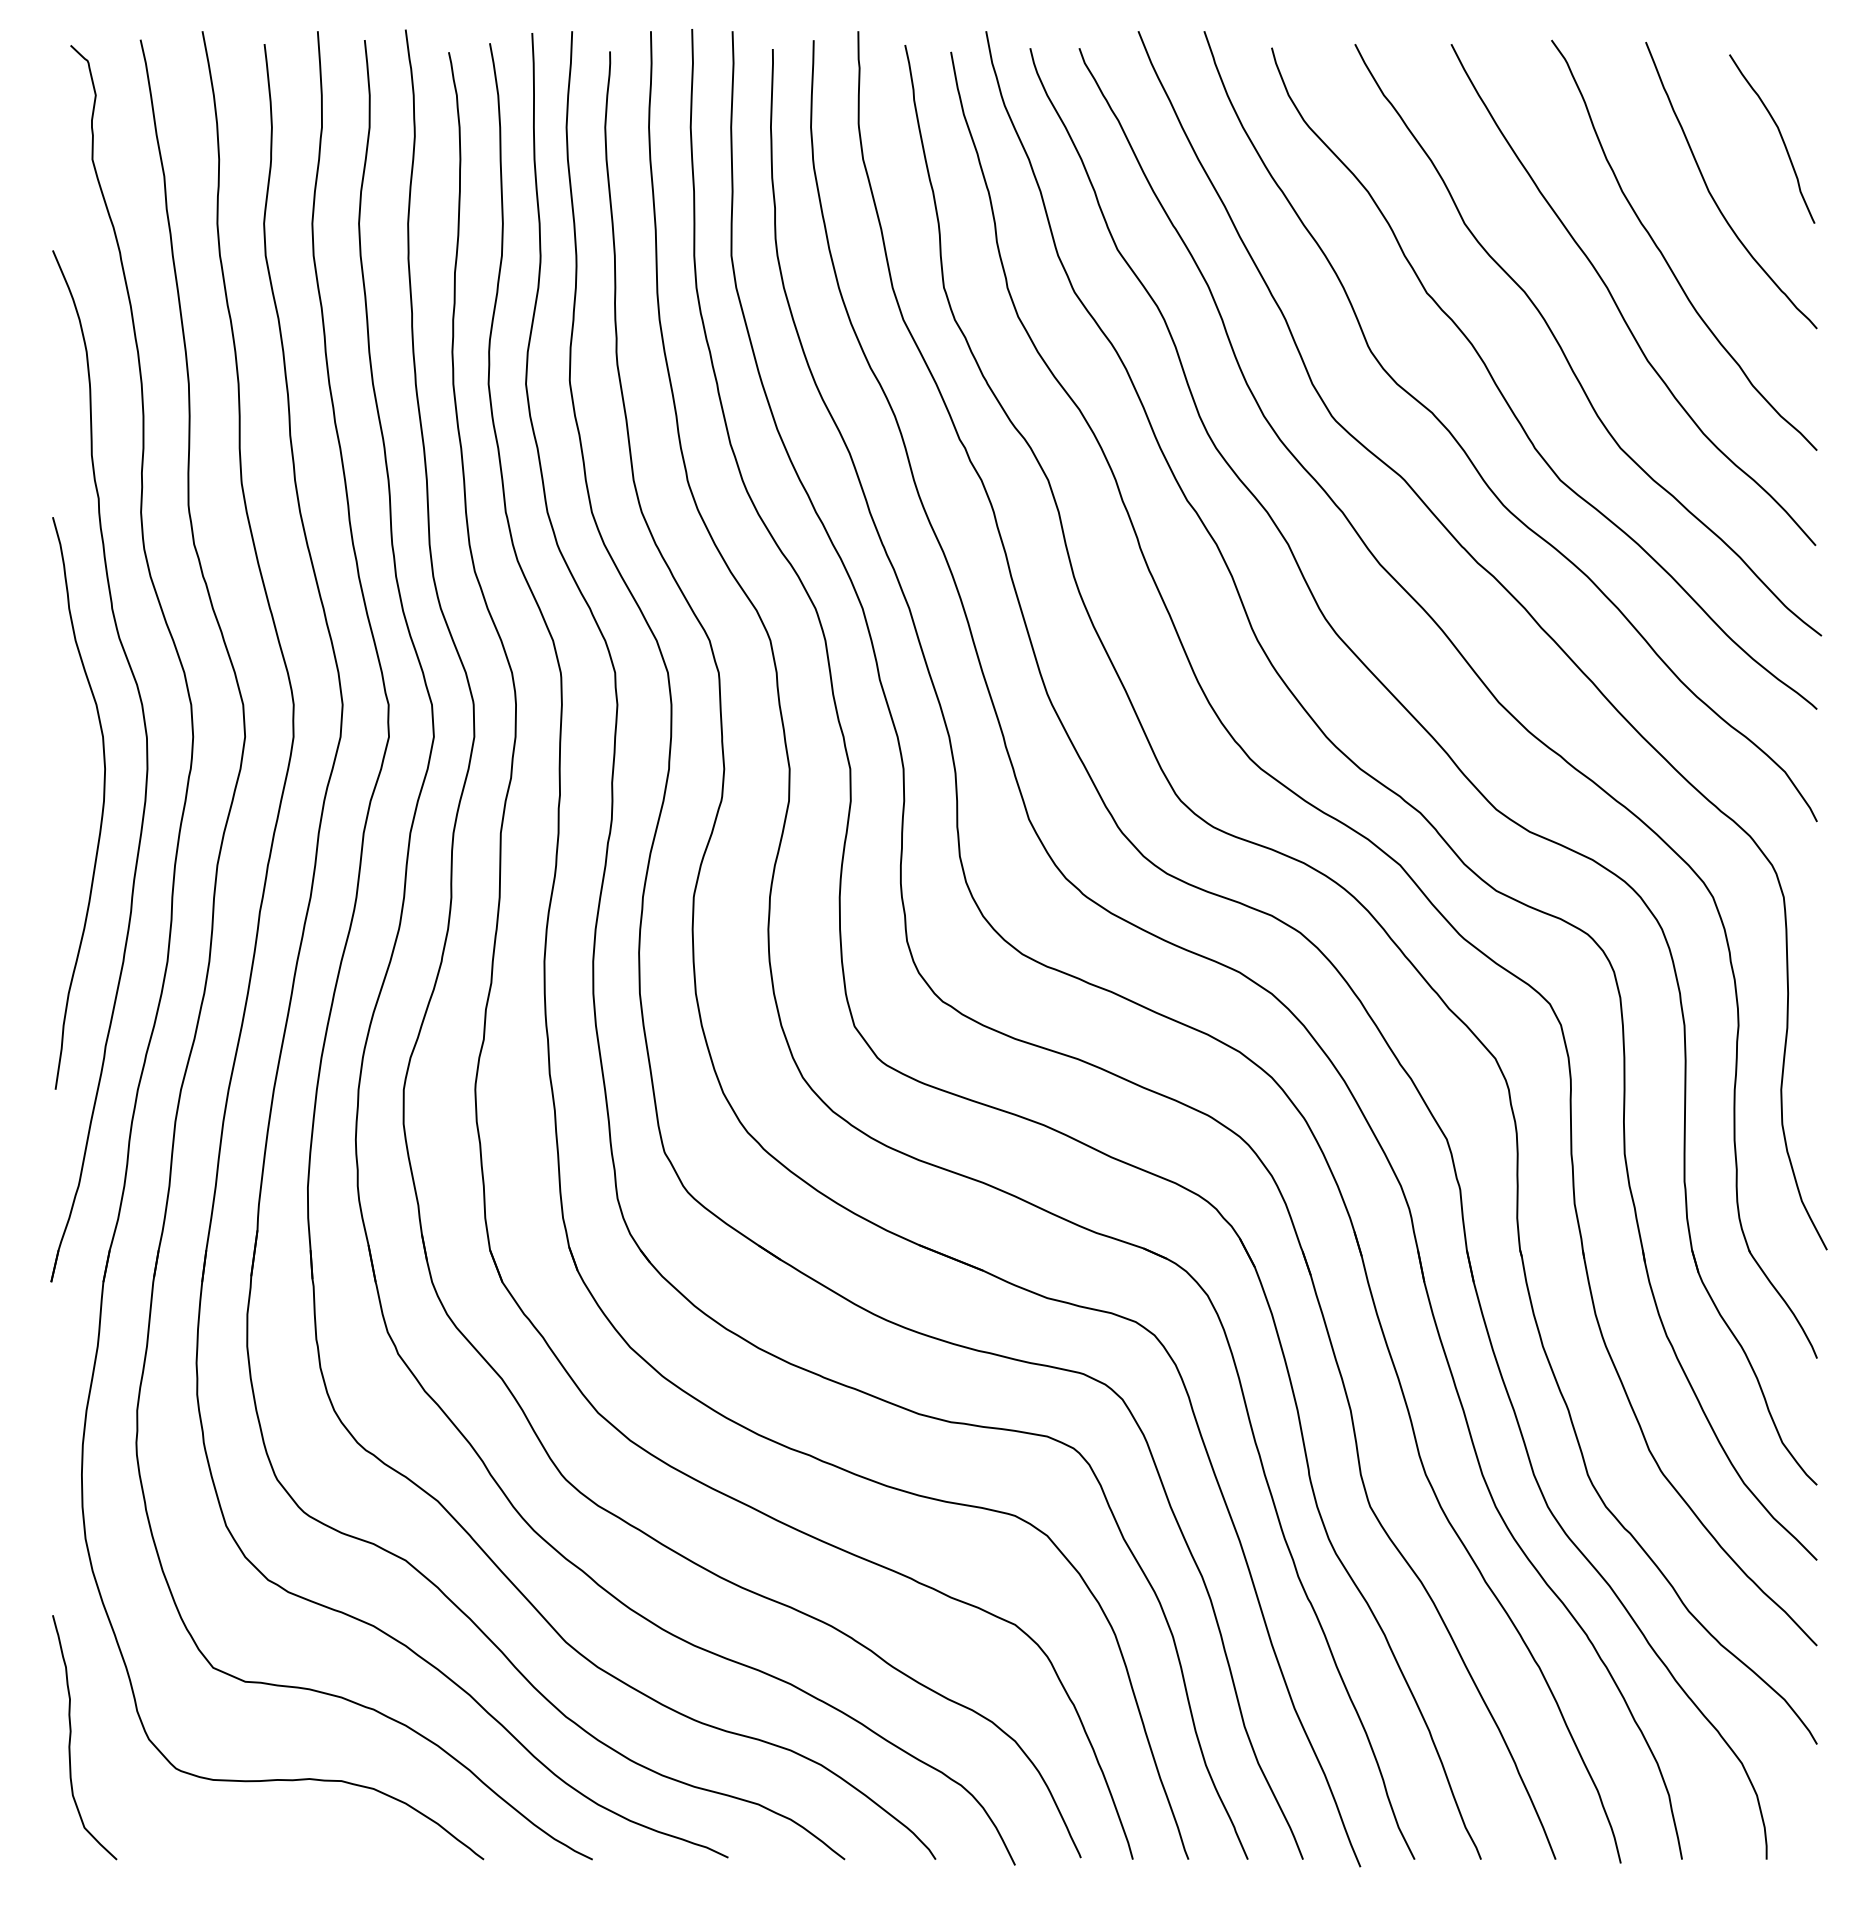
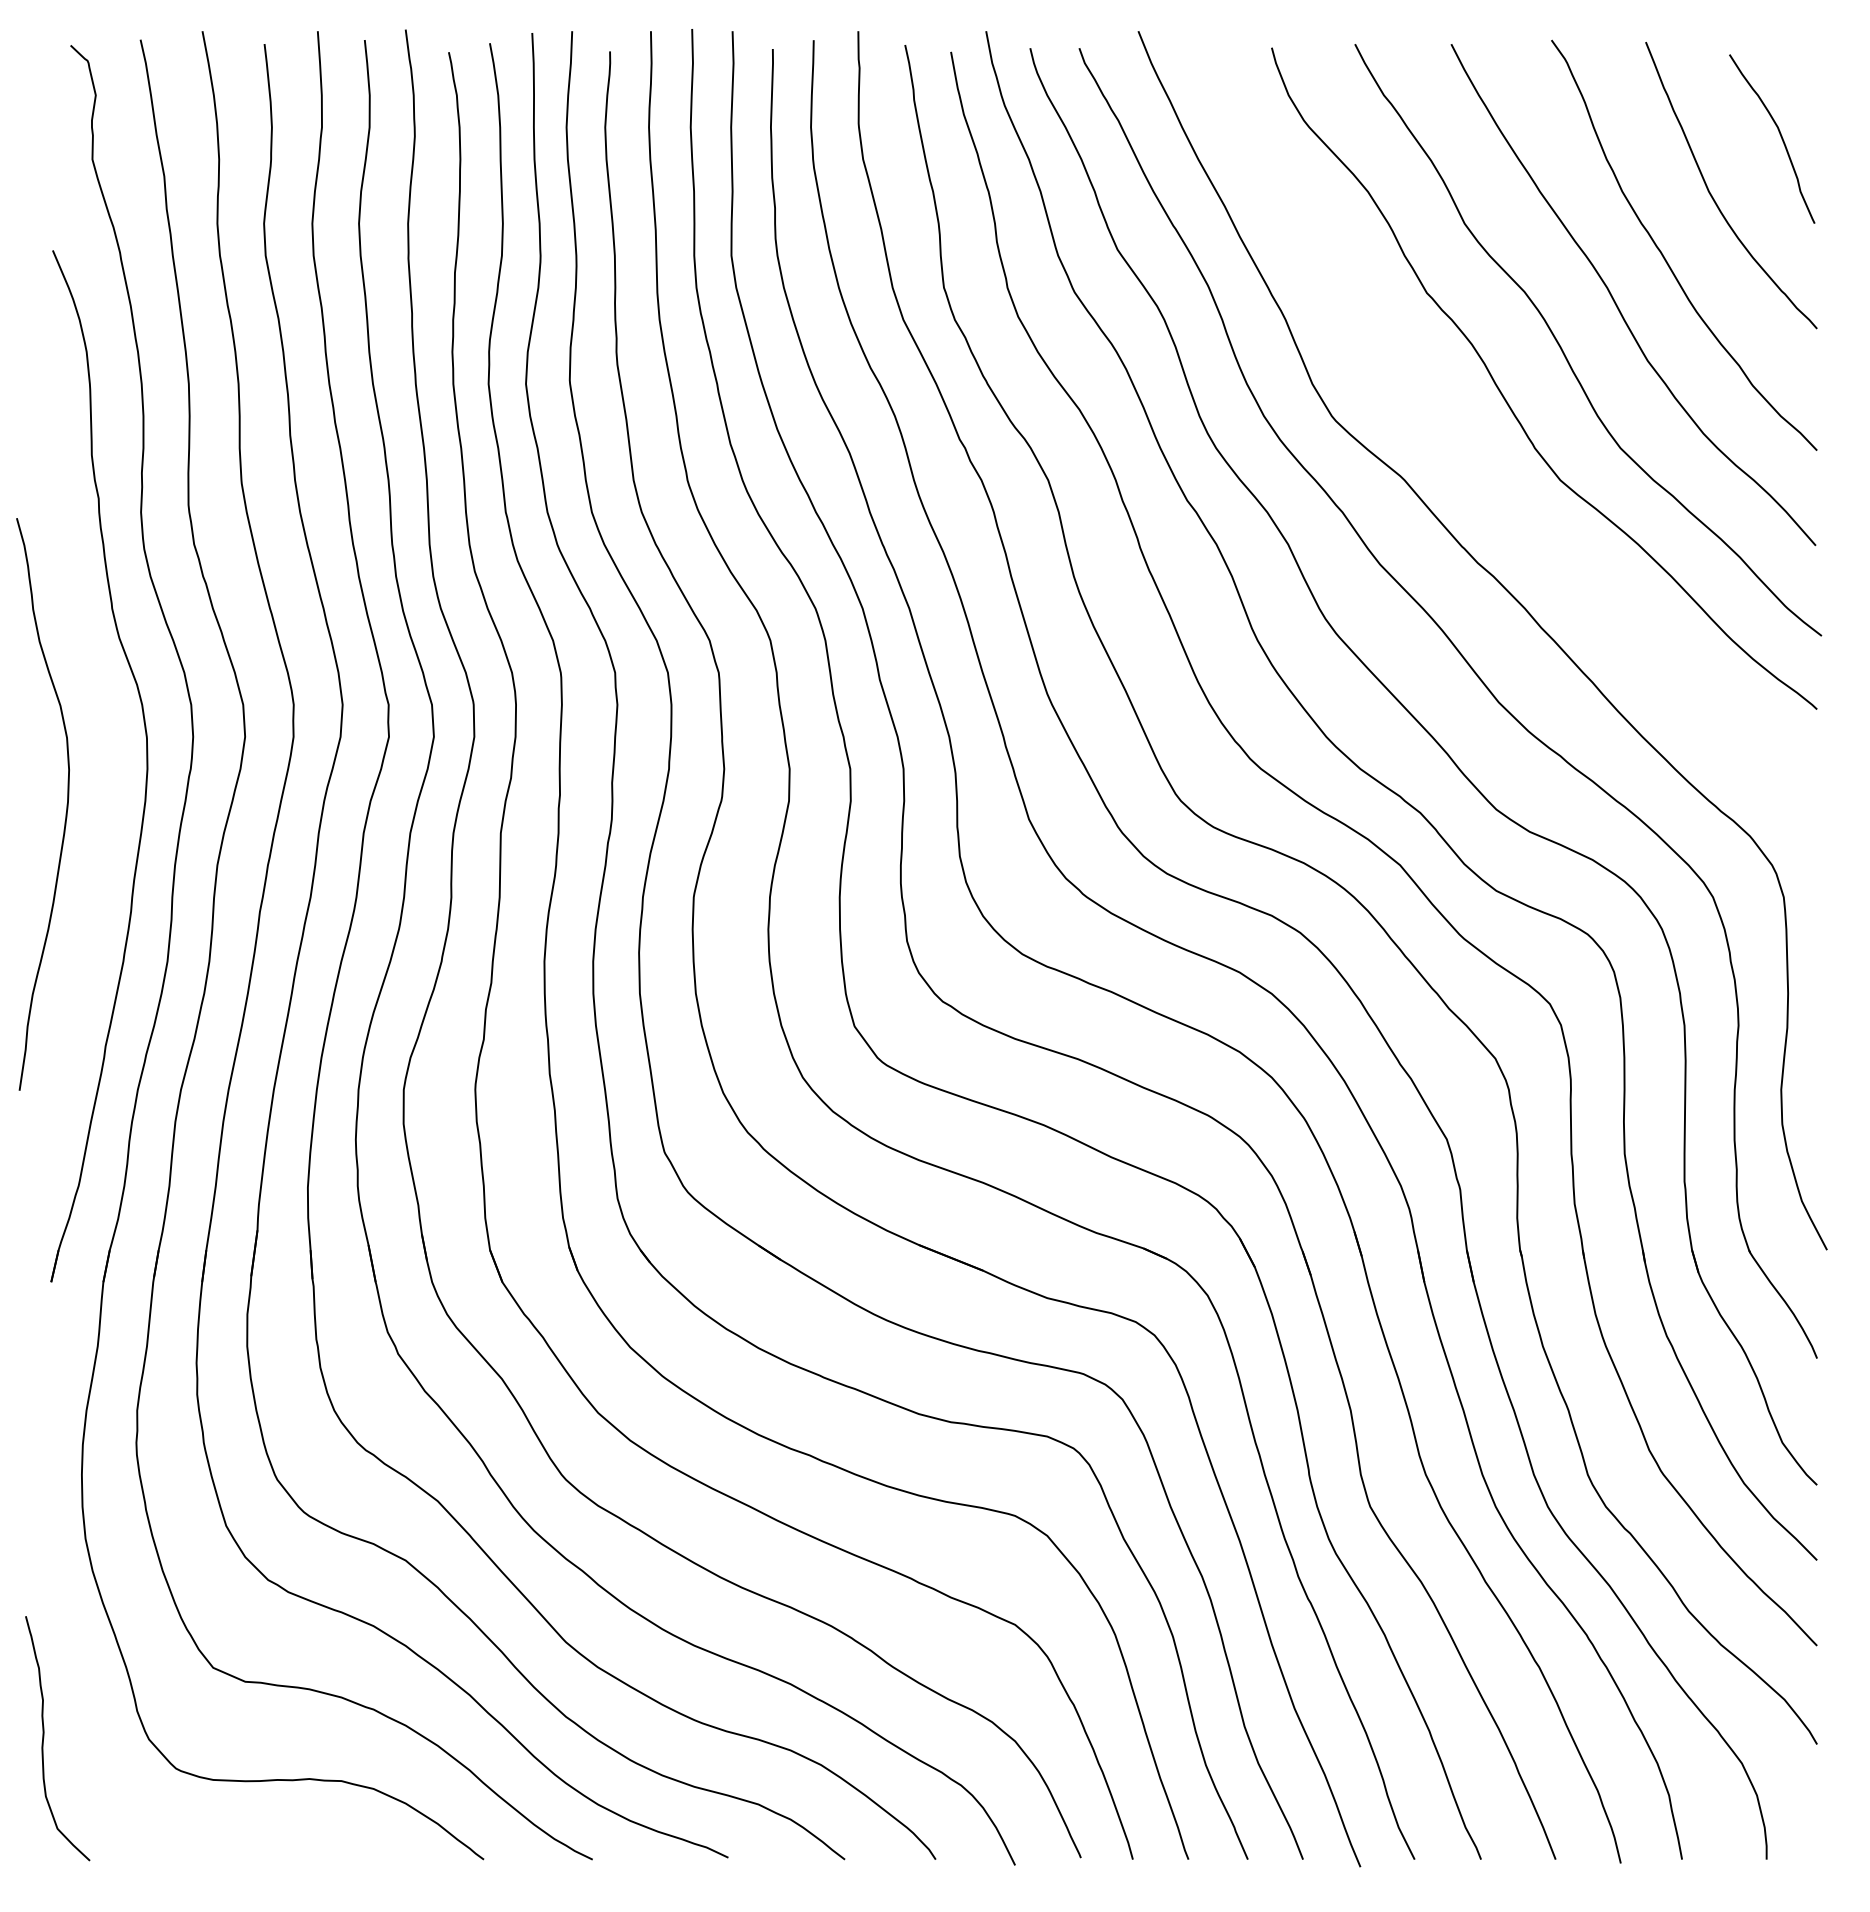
curve: present -> none (1468, 455)
curve position: (102, 803) -> (66, 804) (66, 804)
curve position: (71, 1736) -> (44, 1737) (44, 1737)
